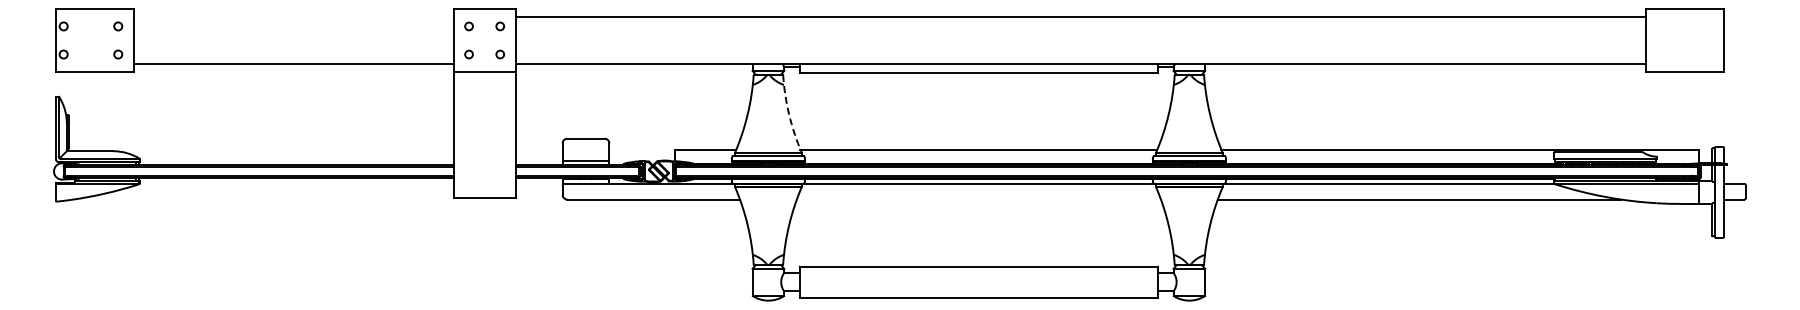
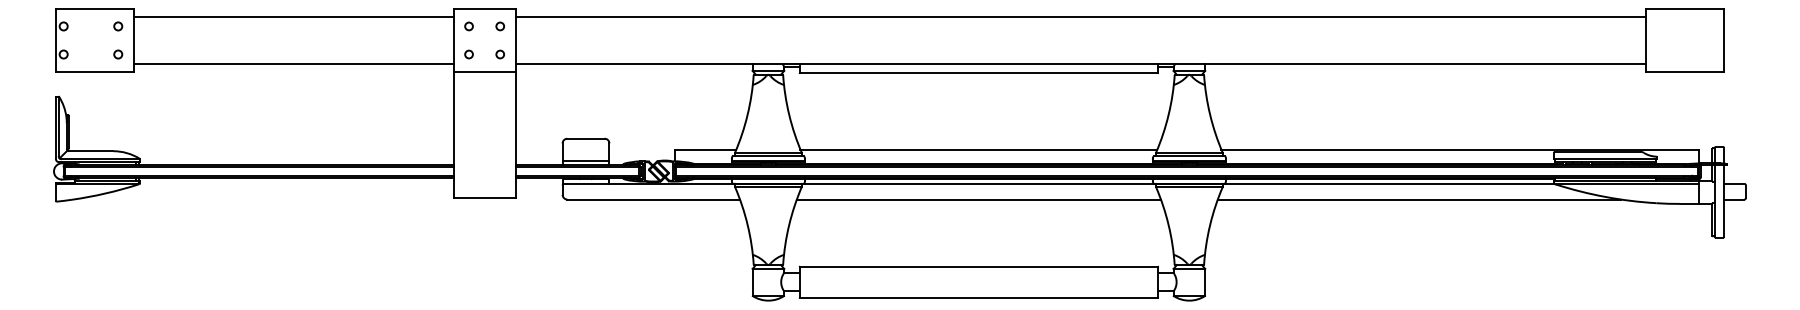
line: none -> present (293, 17)
arc: dashed -> solid (789, 114)
line: none -> present (978, 199)
